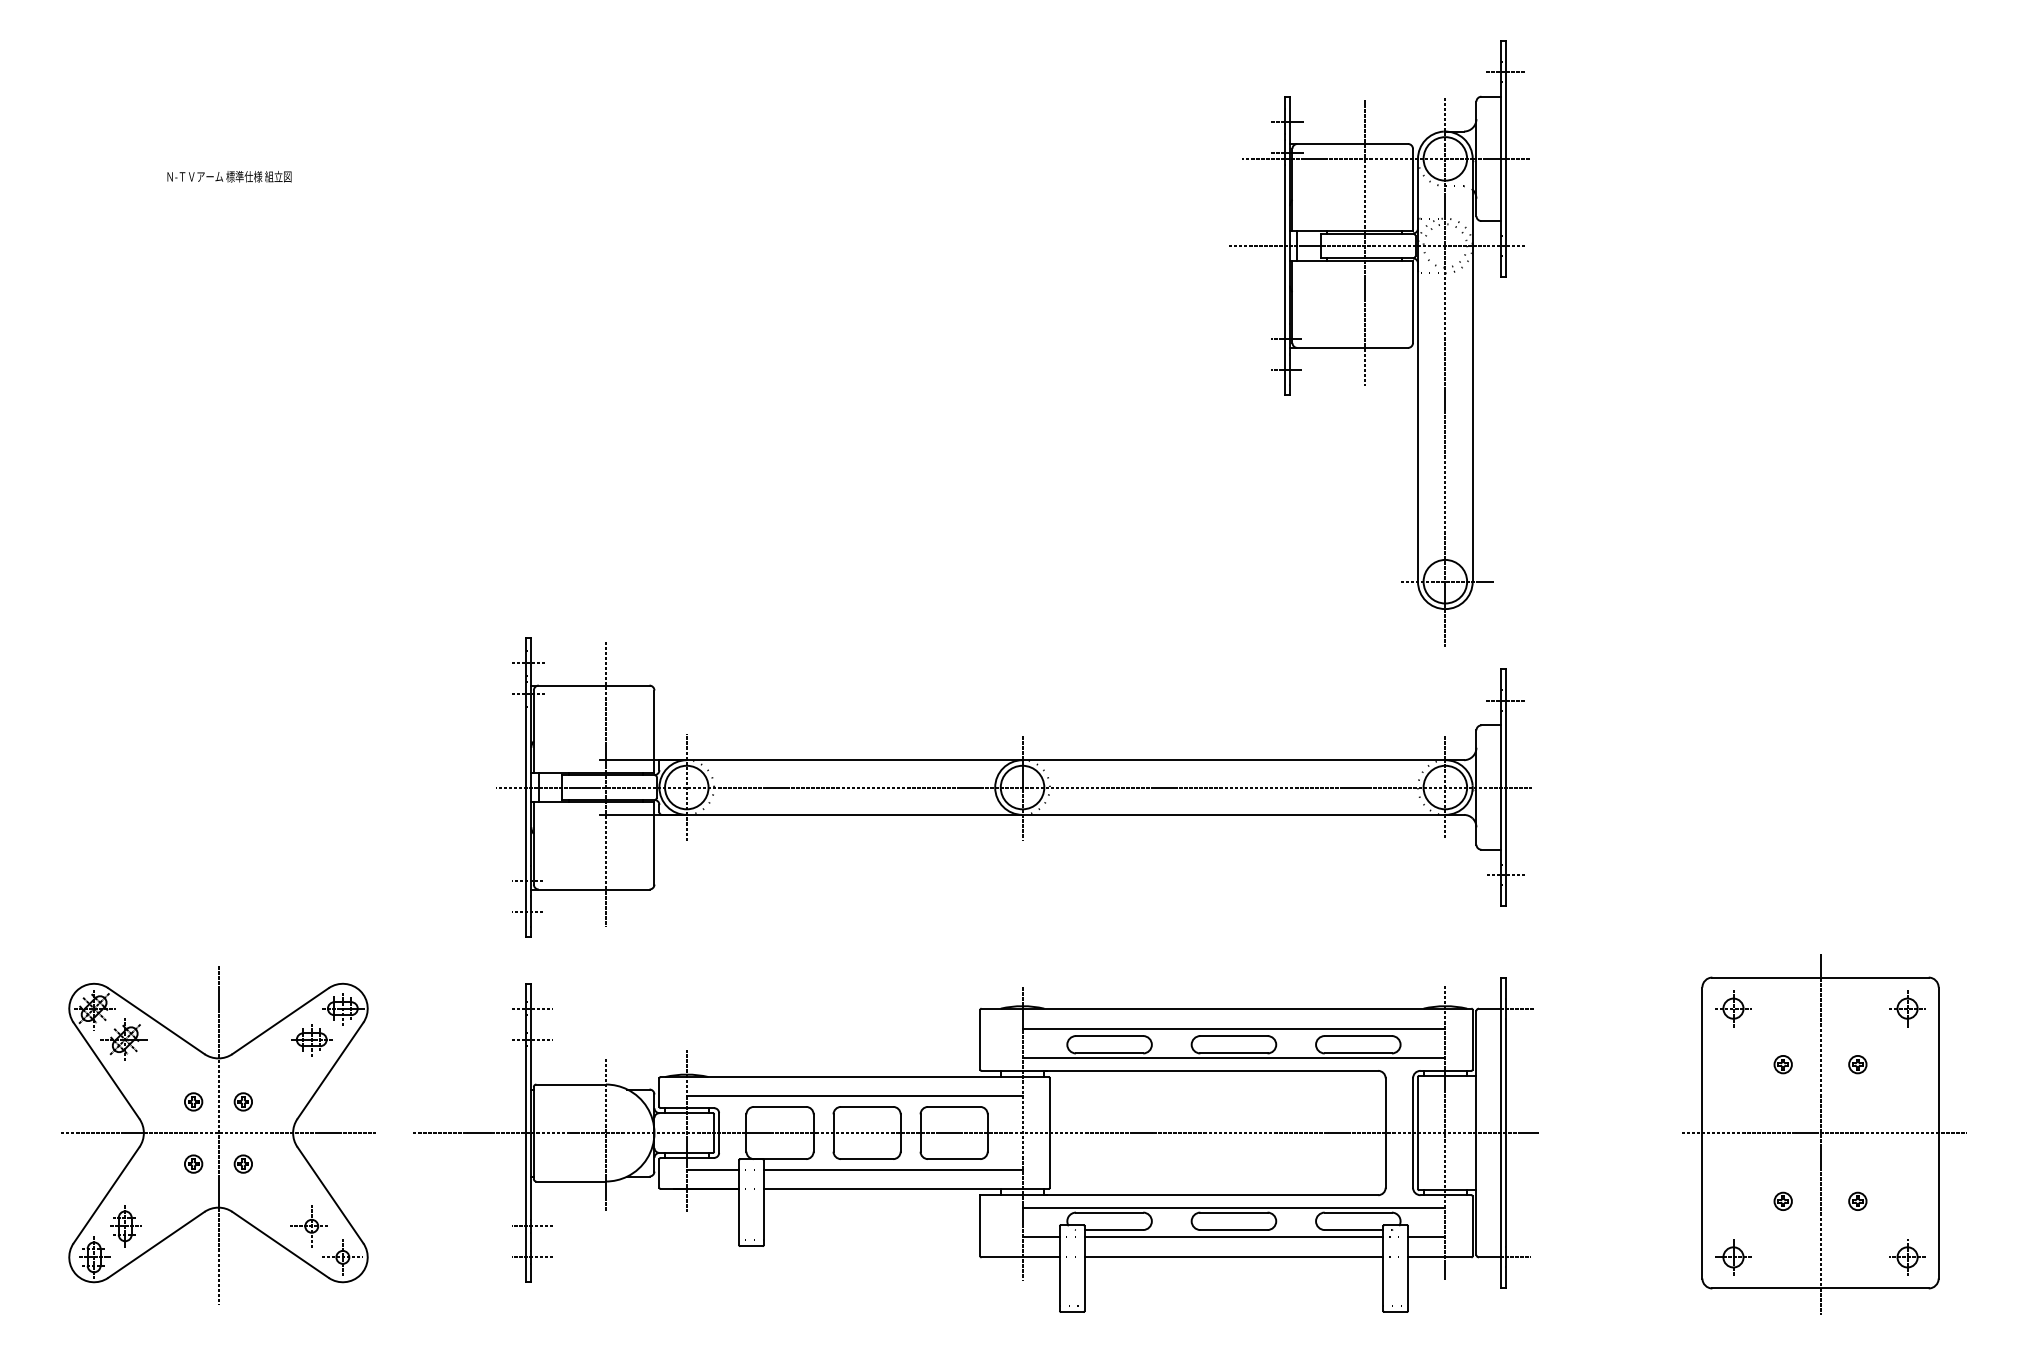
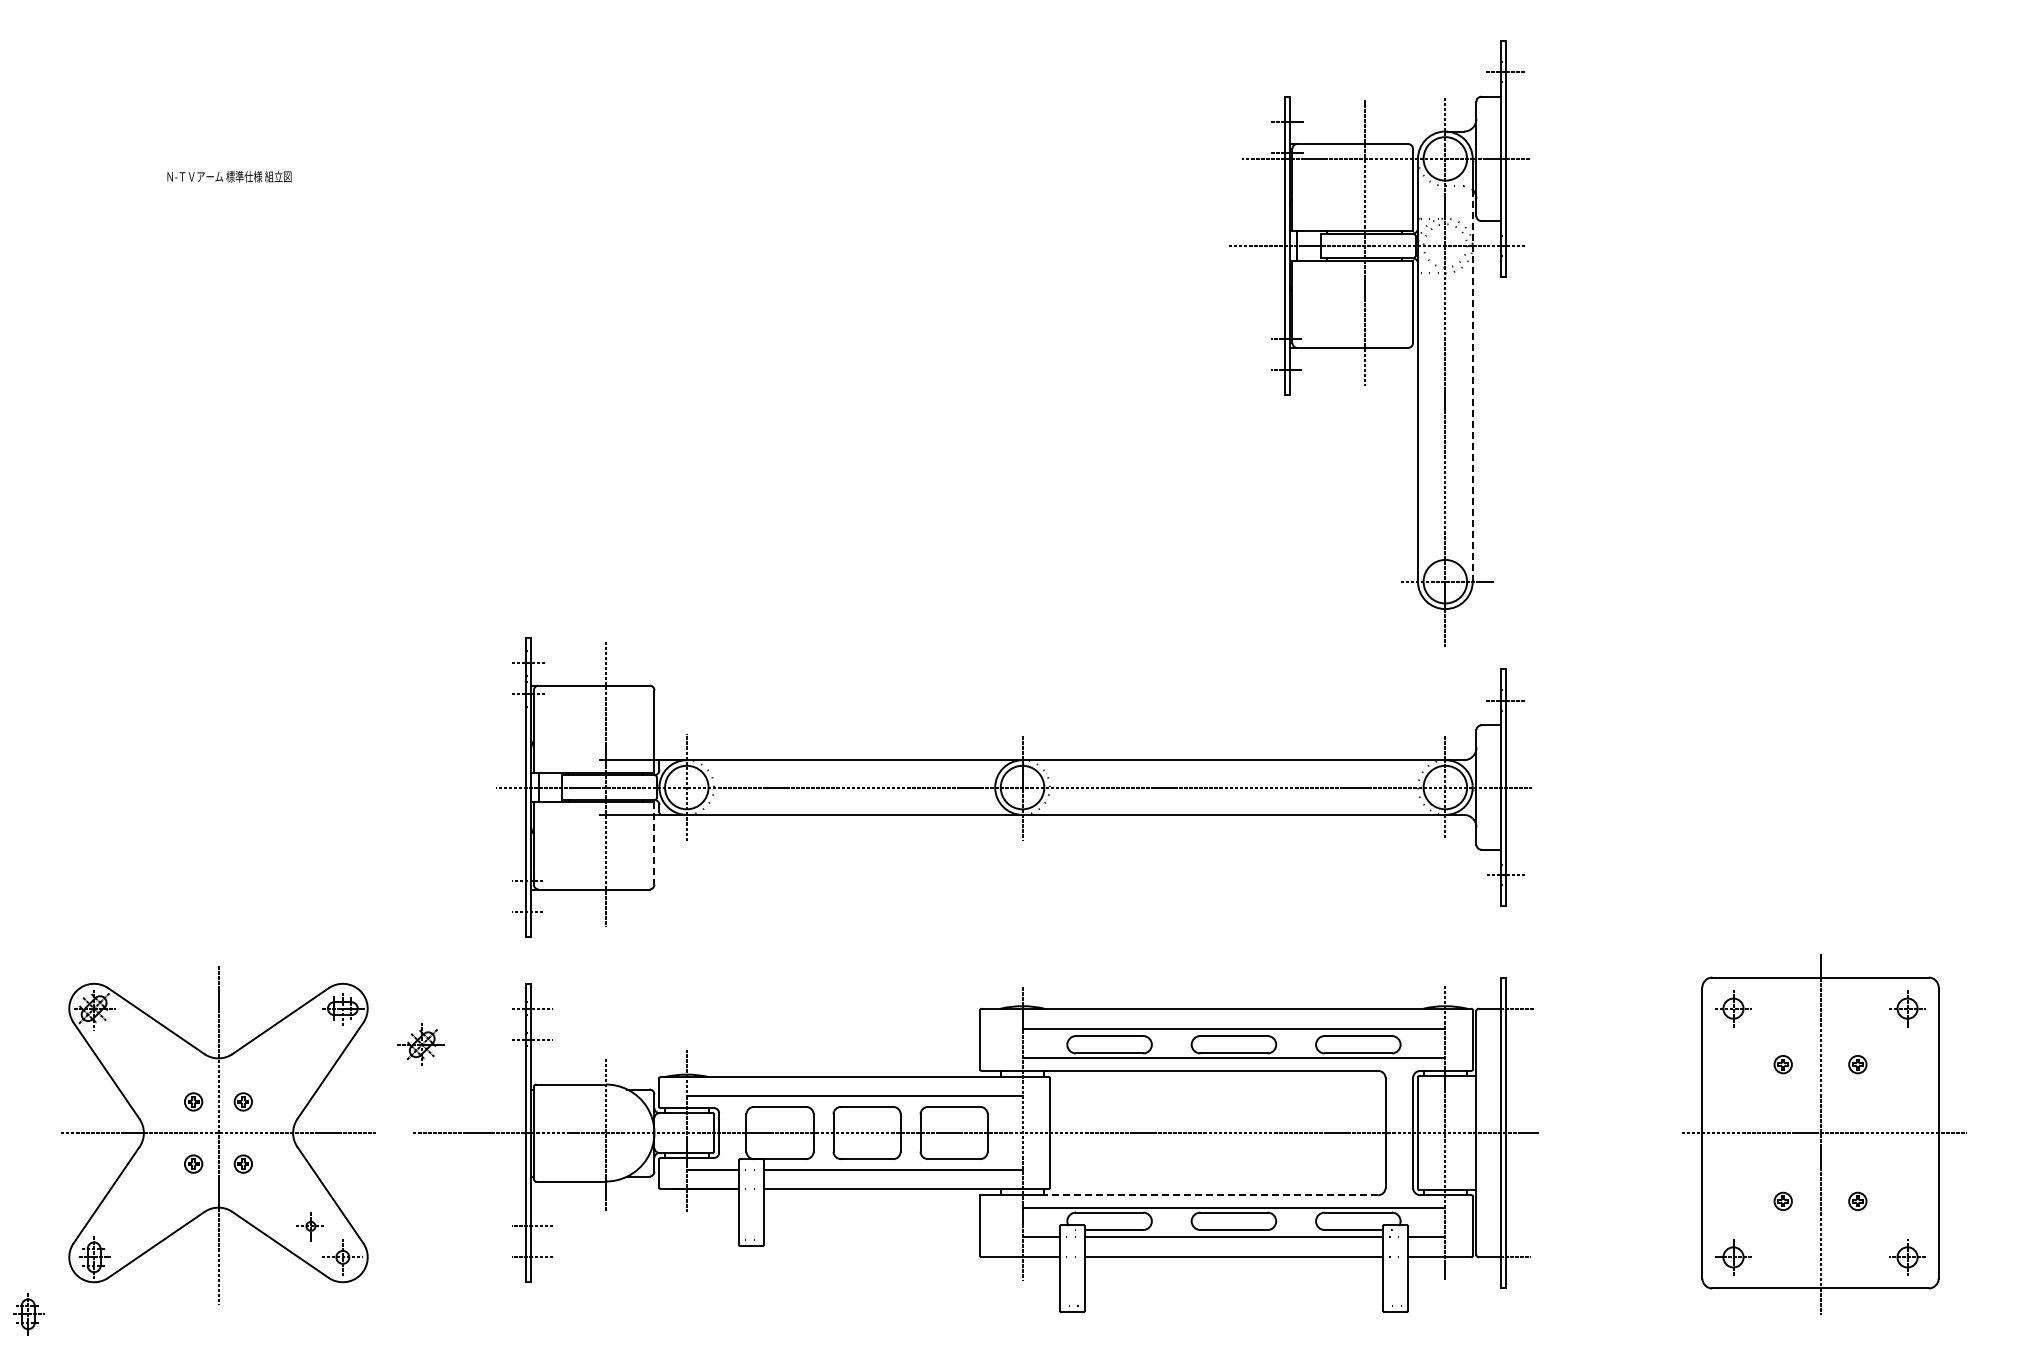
line: solid -> dashed (1472, 385)
line: solid -> dashed (654, 844)
part position: (123, 1039) -> (420, 1044) (420, 1044)
part: present -> none (311, 1040)
line: solid -> dashed (1211, 1195)
part position: (125, 1226) -> (28, 1314) (28, 1314)
part size: 38x43 px -> 28x30 px (309, 1226)
